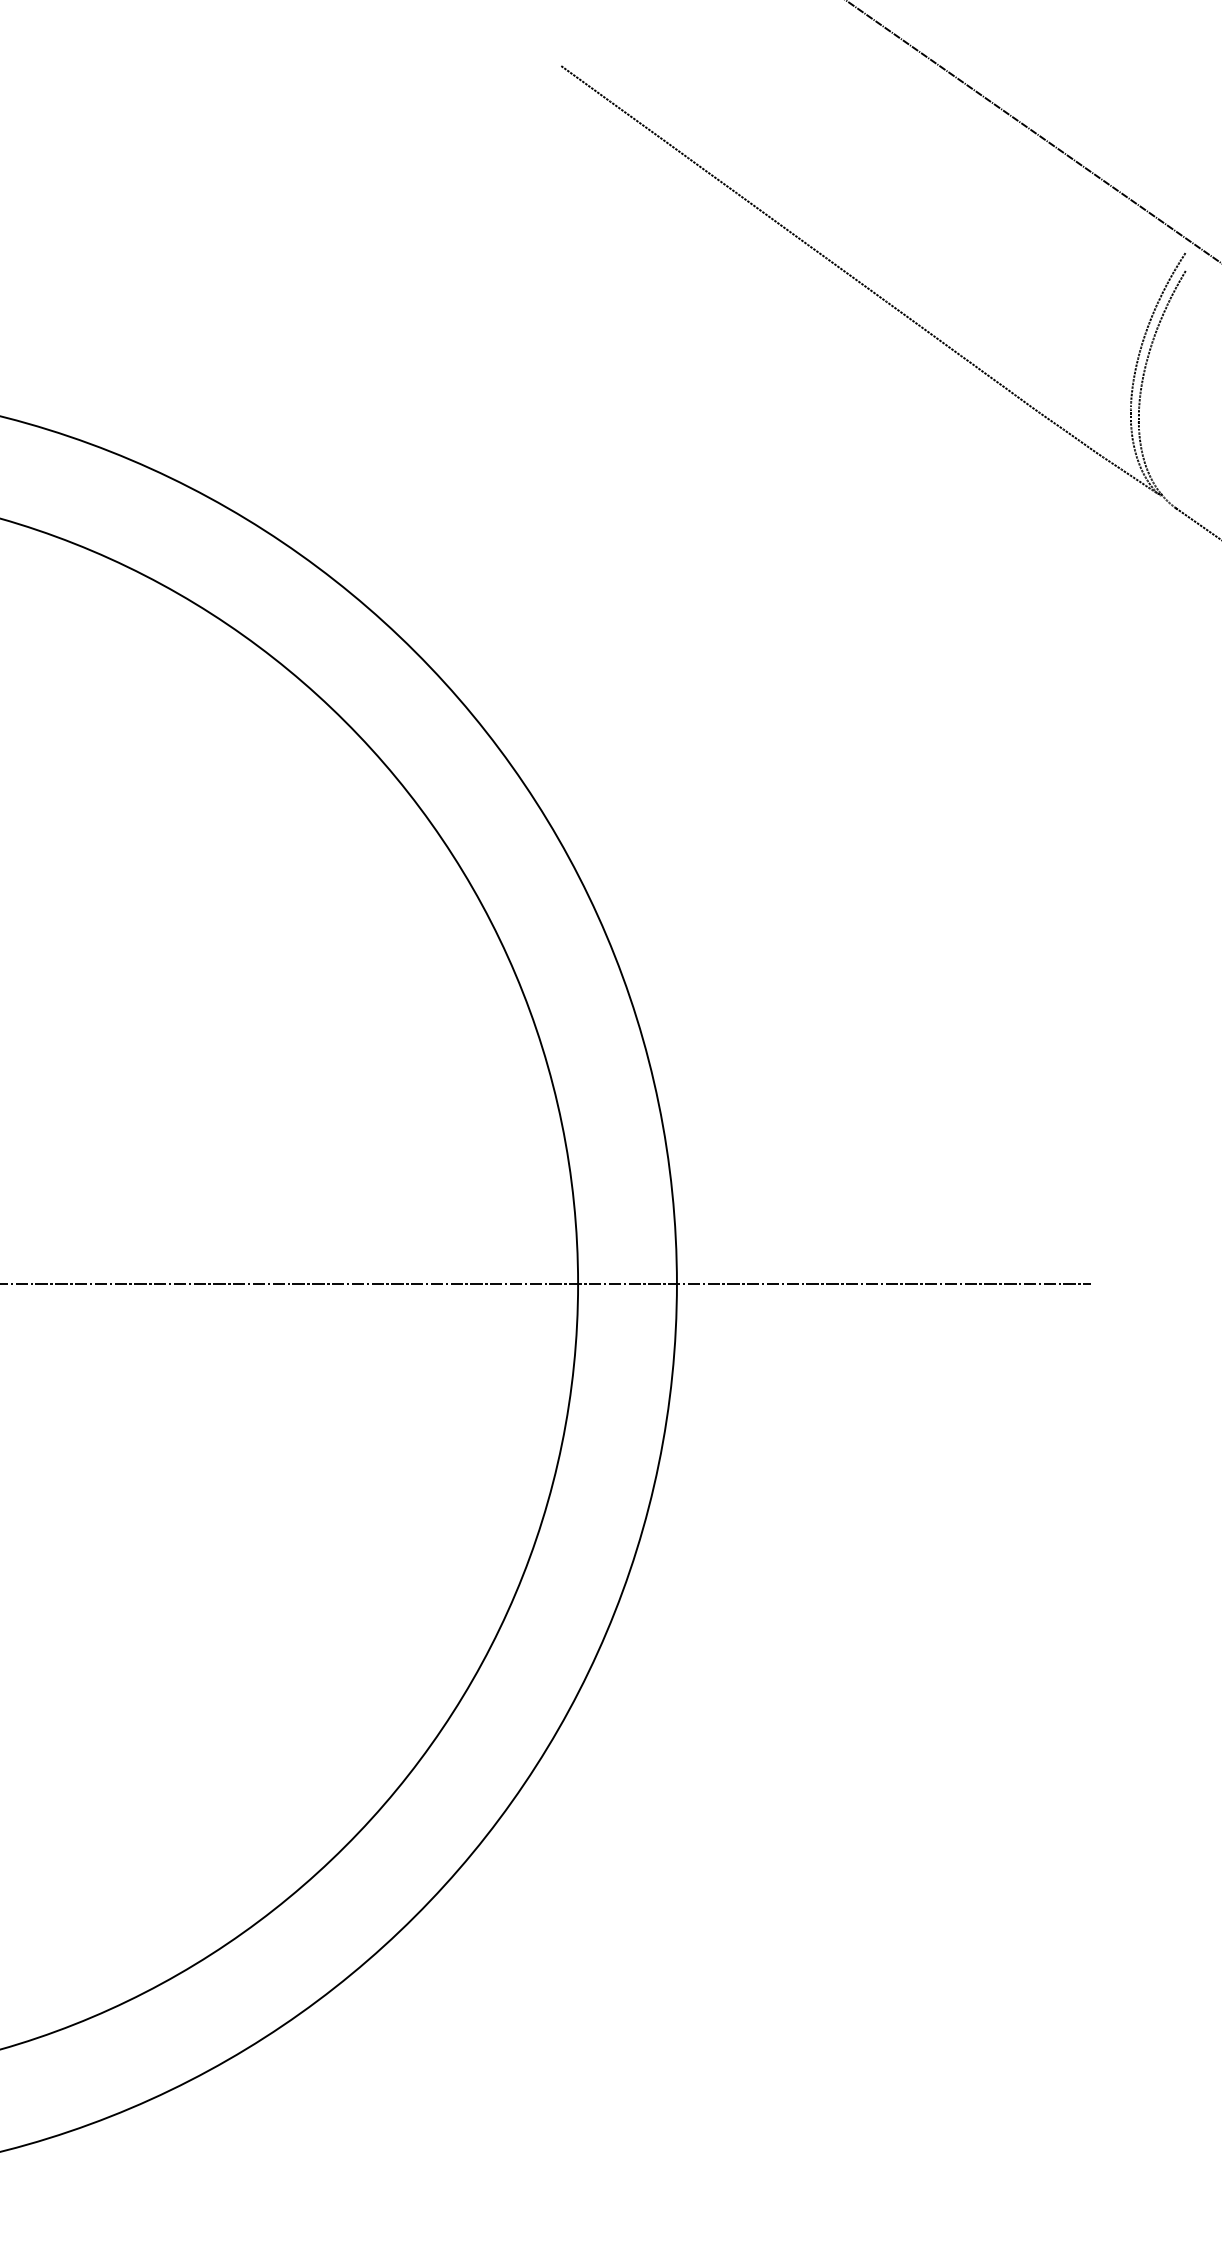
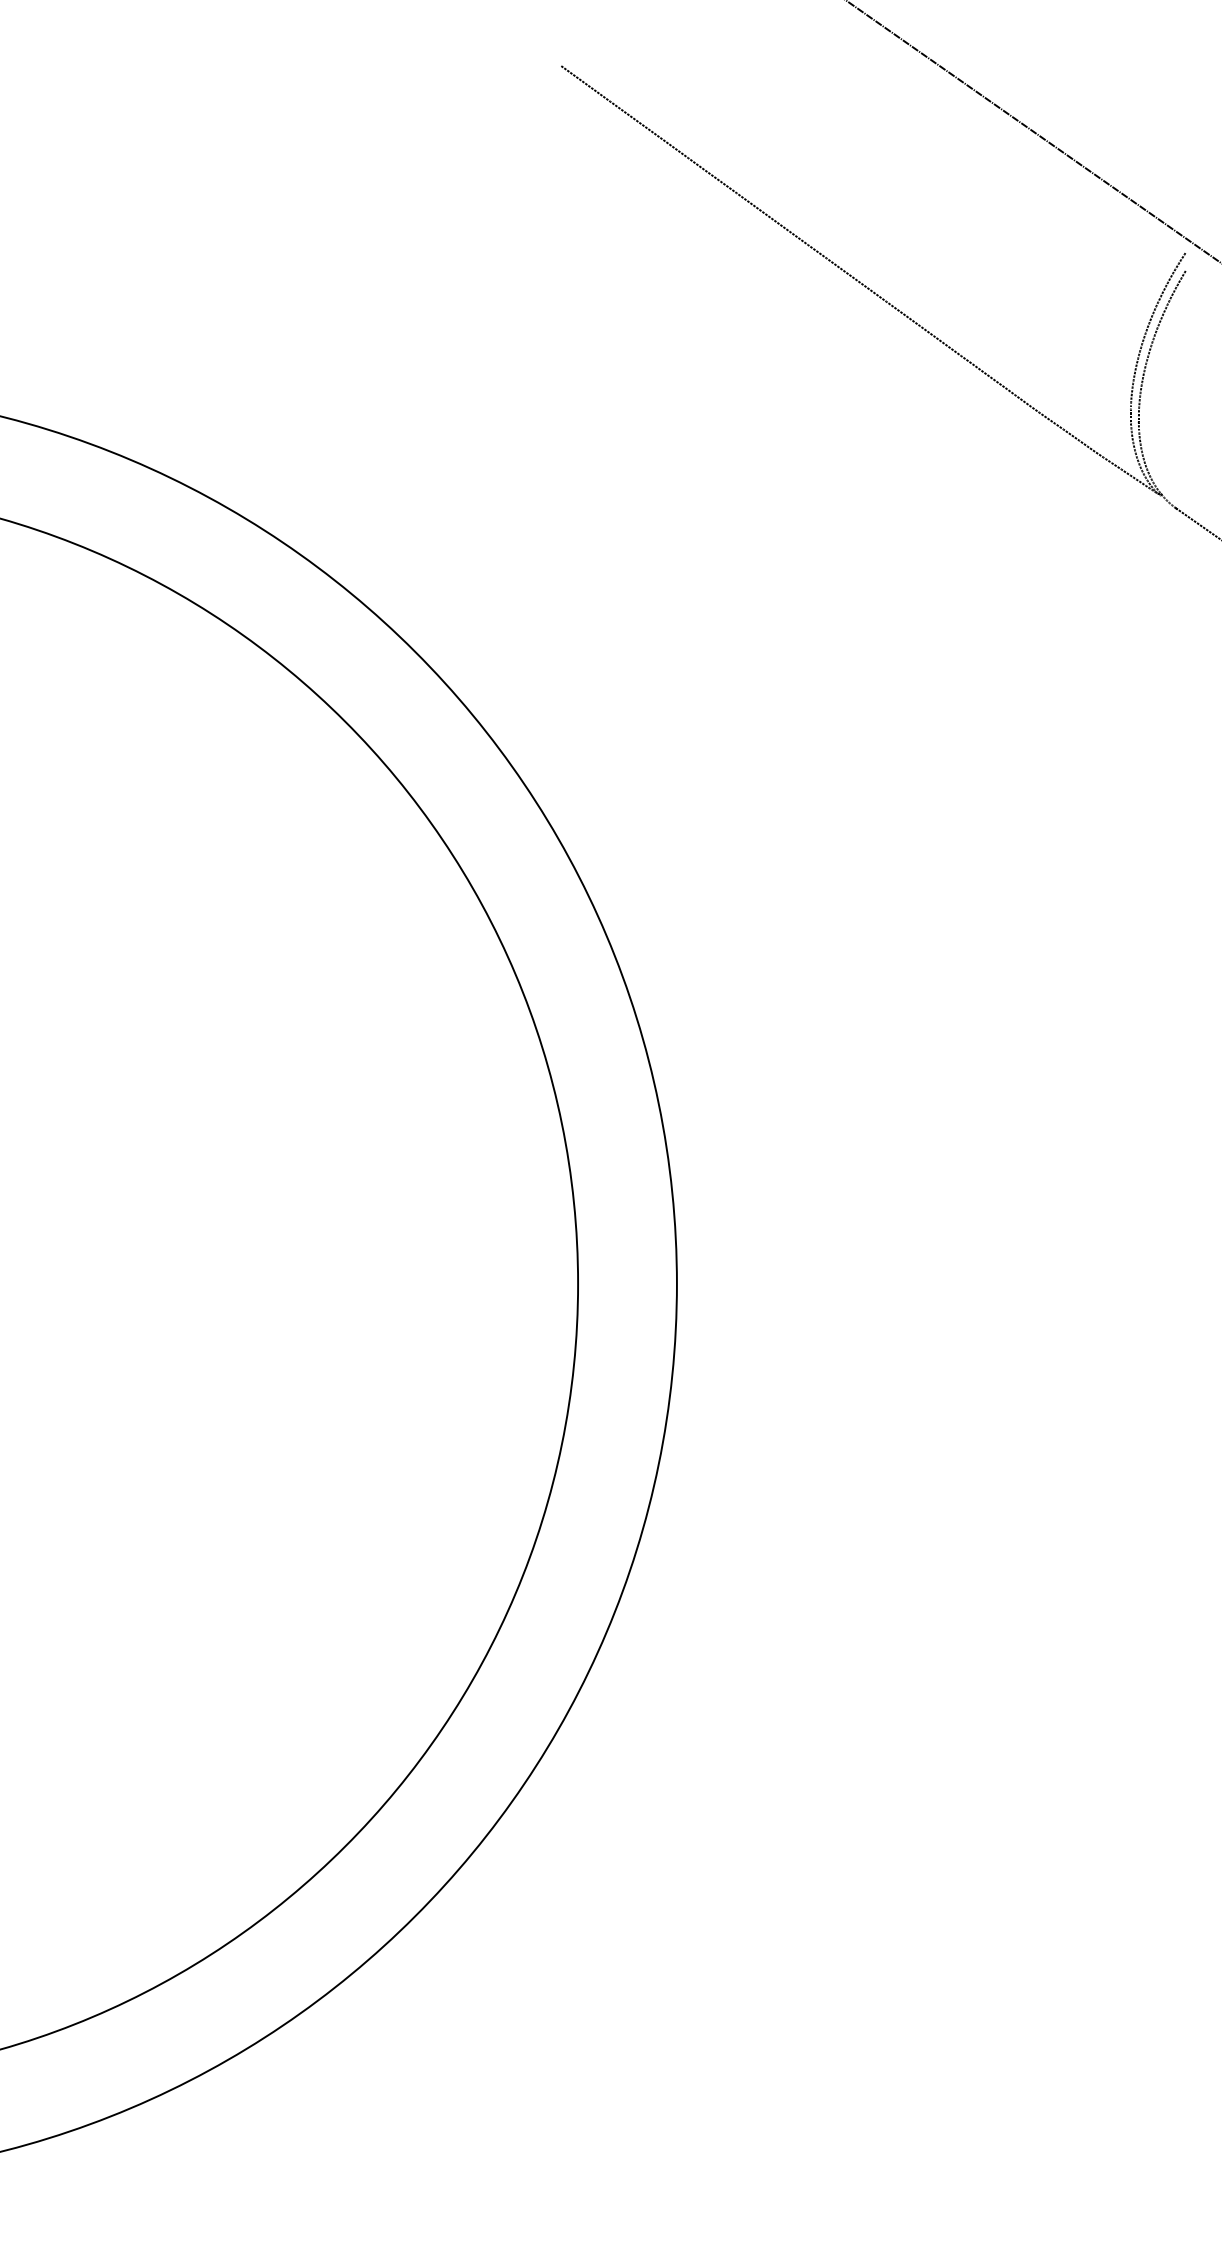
line: present -> none (546, 1284)
